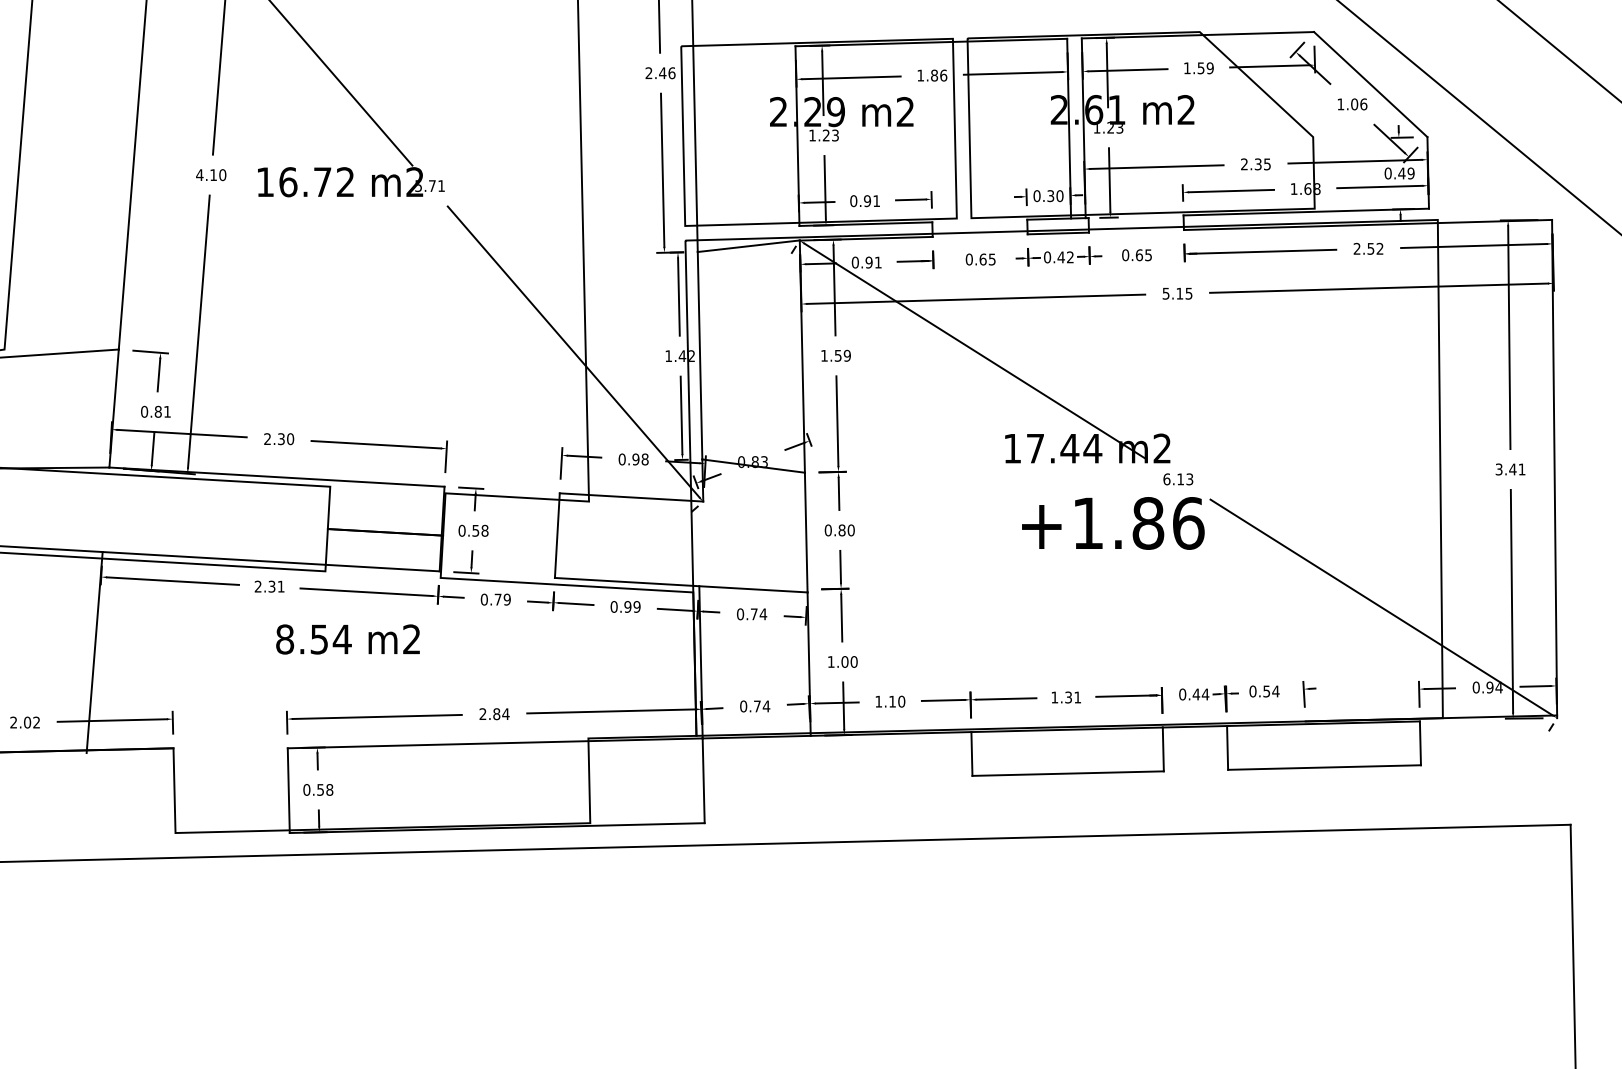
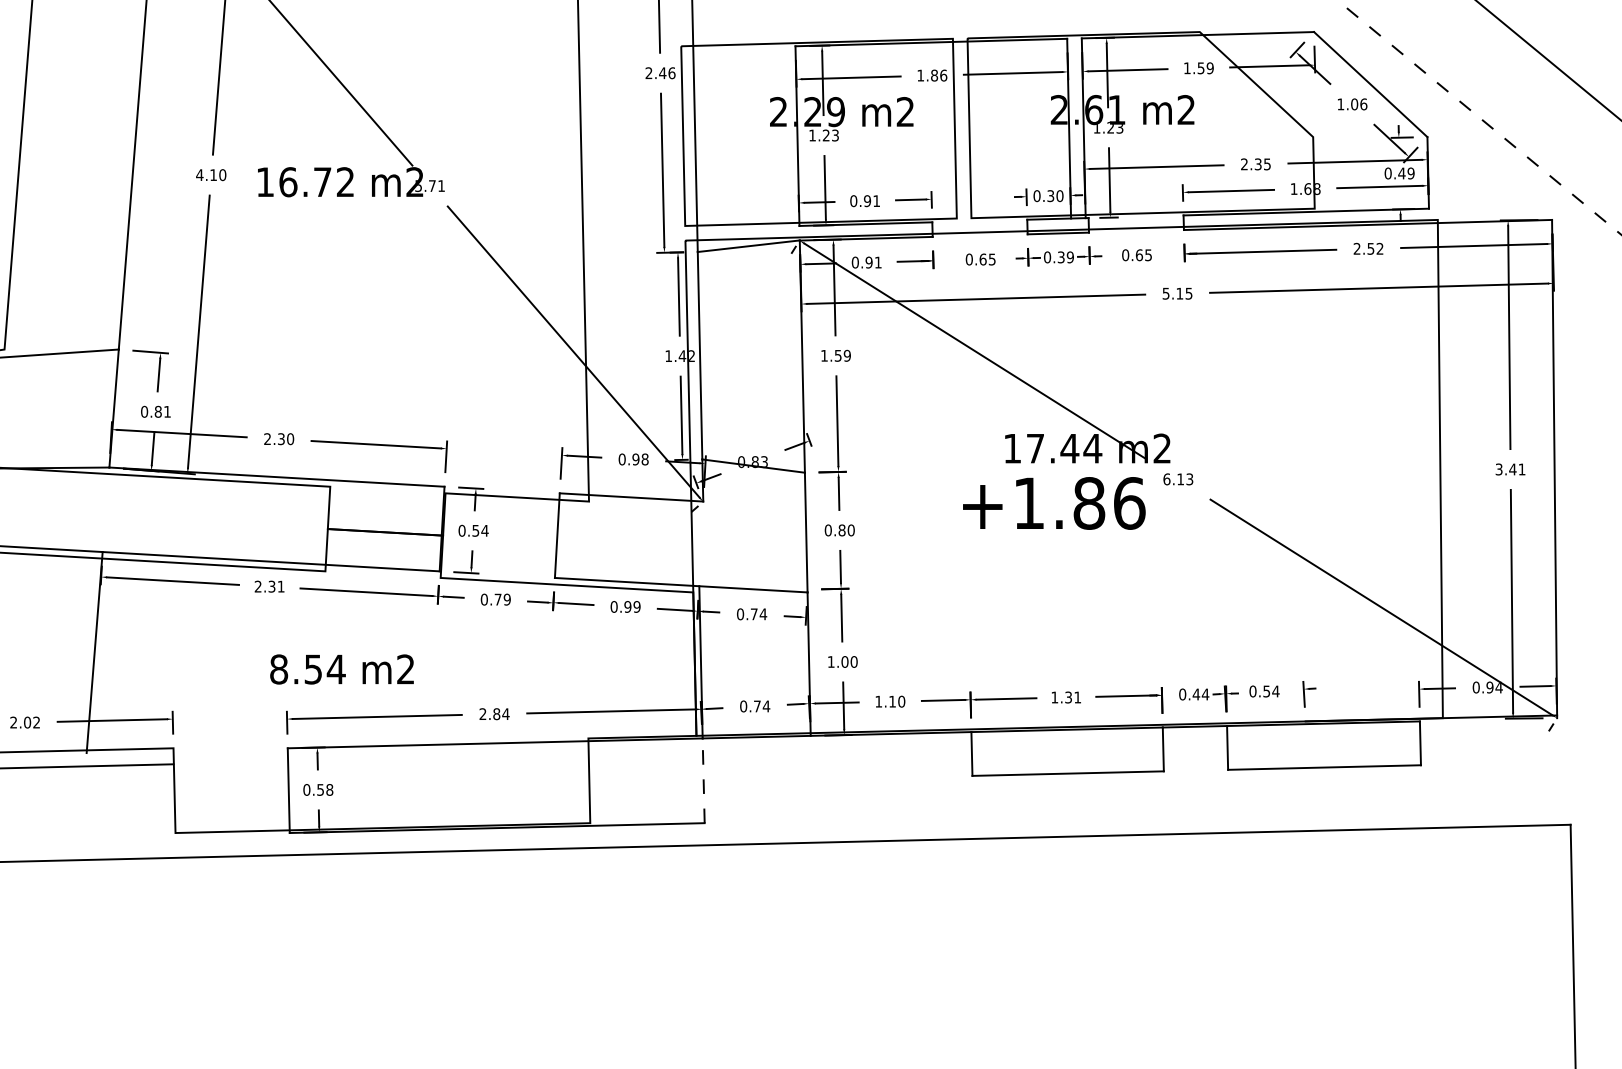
line position: (1559, 51) -> (1547, 60) (1547, 60)
line: solid -> dashed (1479, 117)
text: 0.42 -> 0.39 (1065, 257)
text position: (1113, 523) -> (1054, 503) (1054, 503)
text: 0.58 -> 0.54 (484, 530)
text position: (347, 639) -> (341, 669) (341, 669)
line position: (87, 750) -> (87, 766) (87, 766)
line: solid -> dashed (703, 780)
